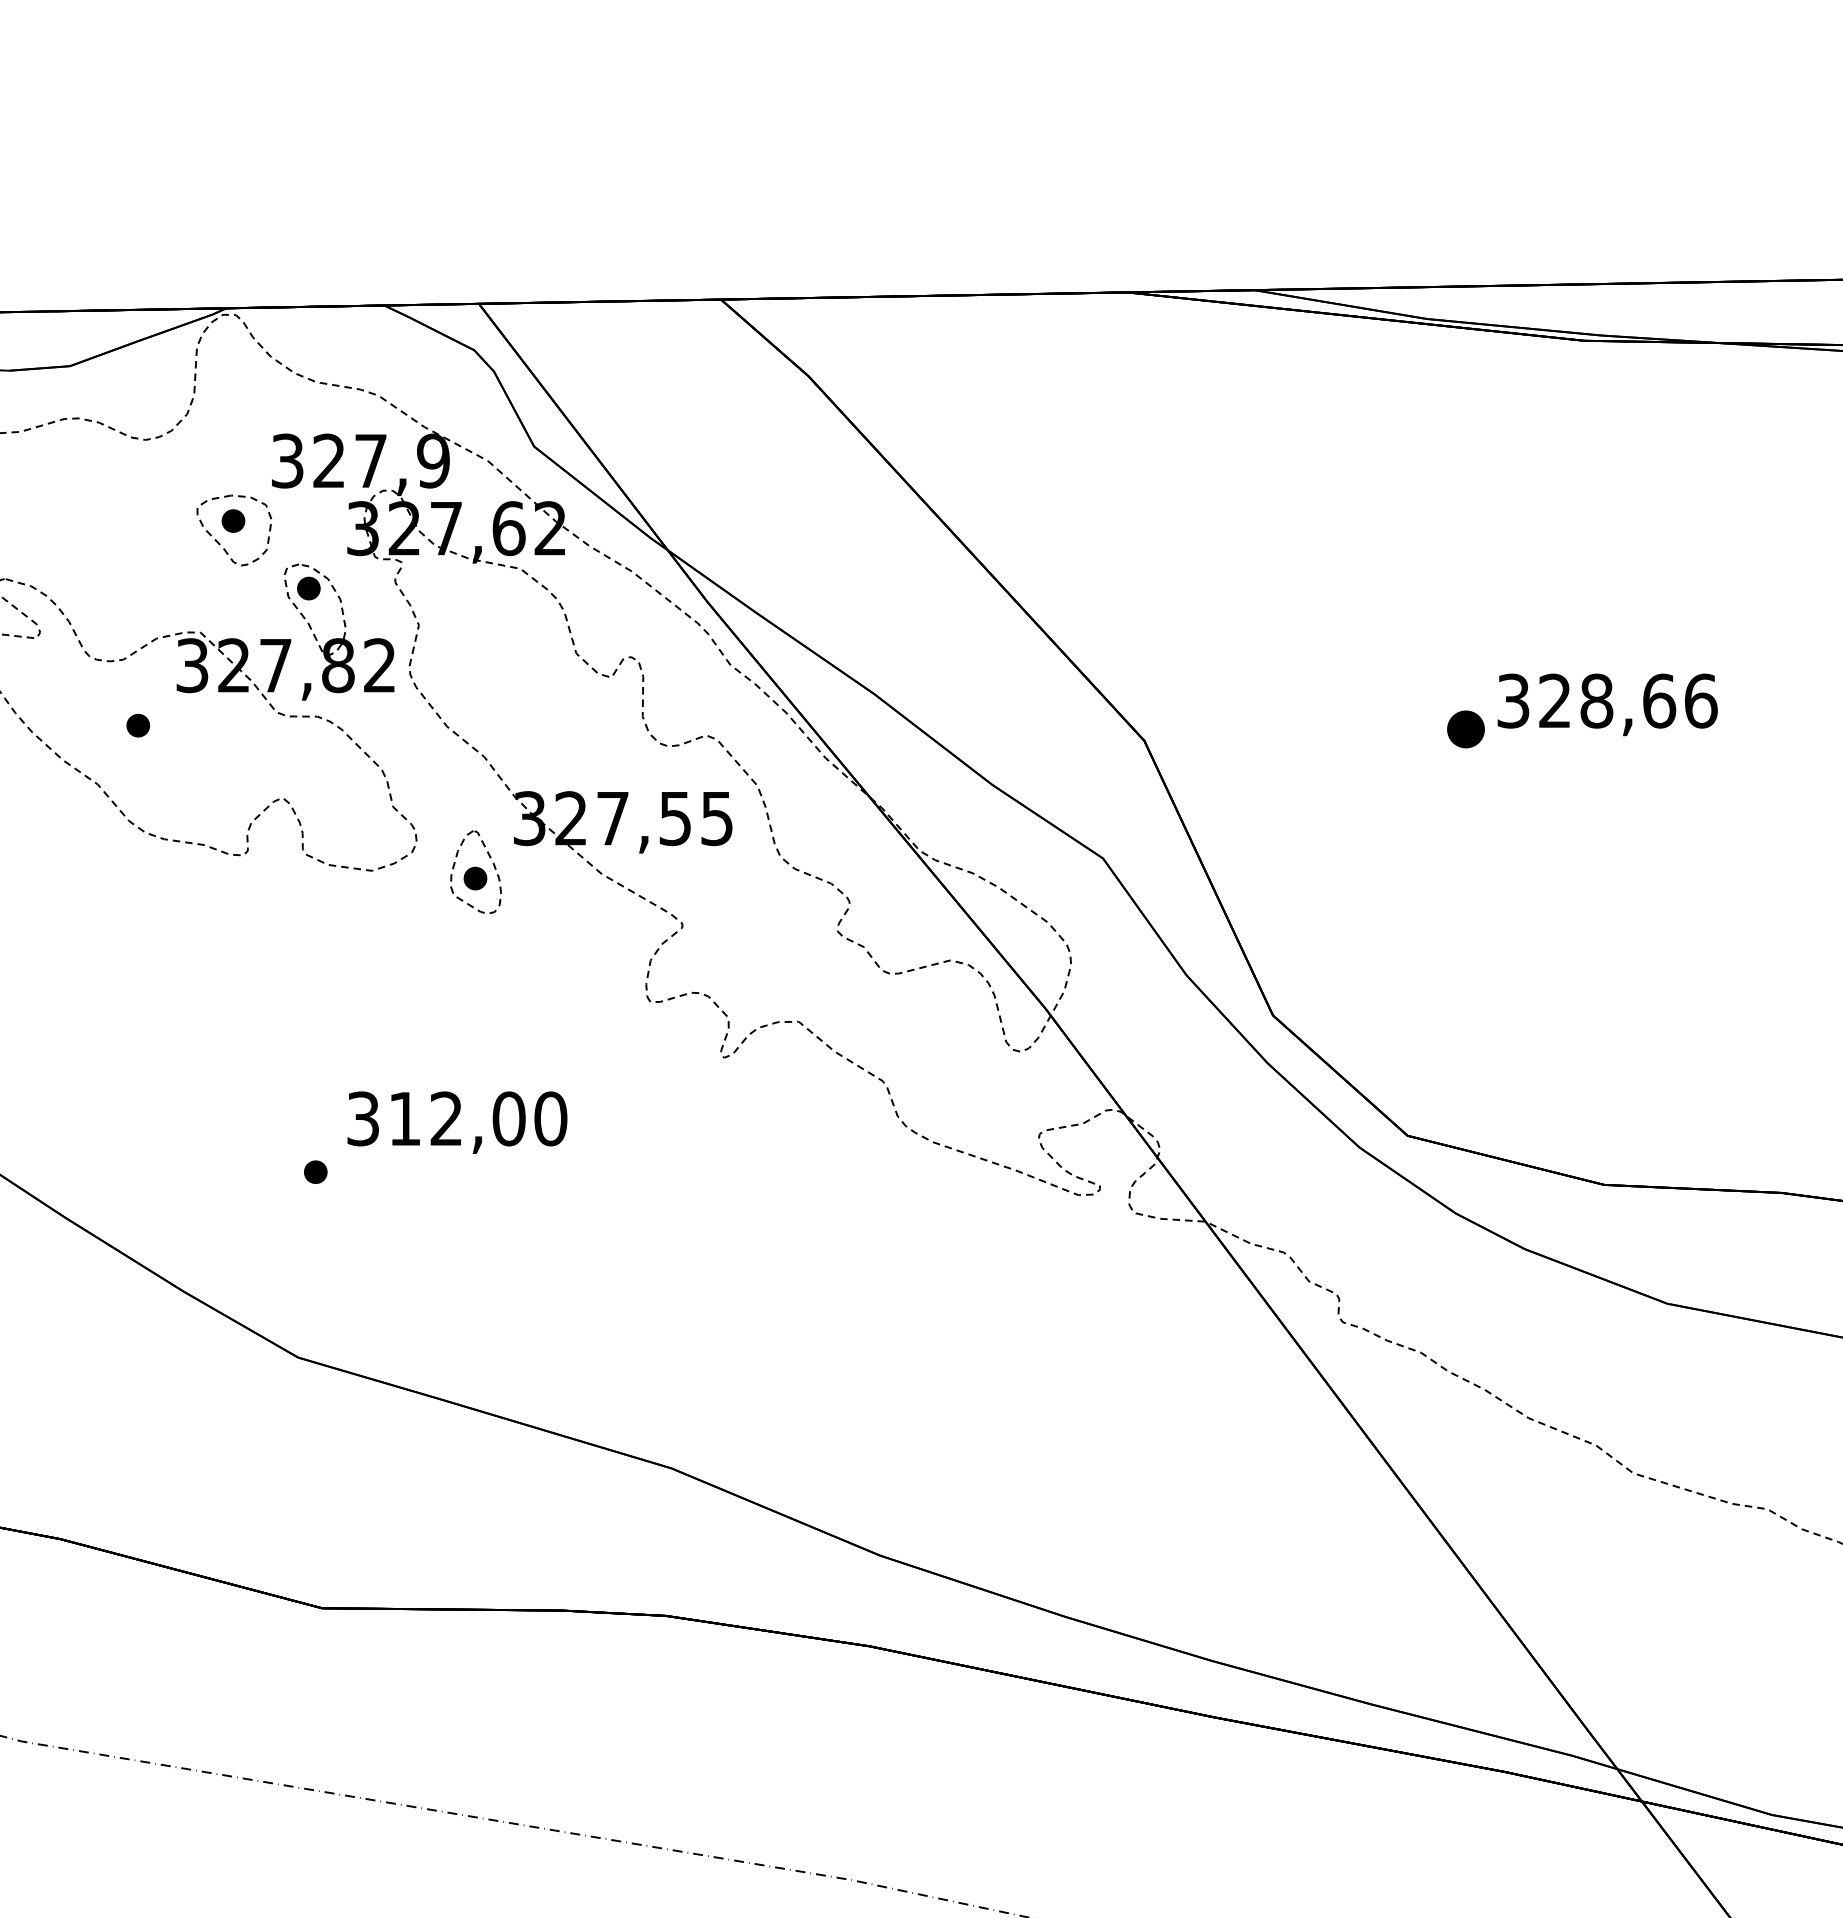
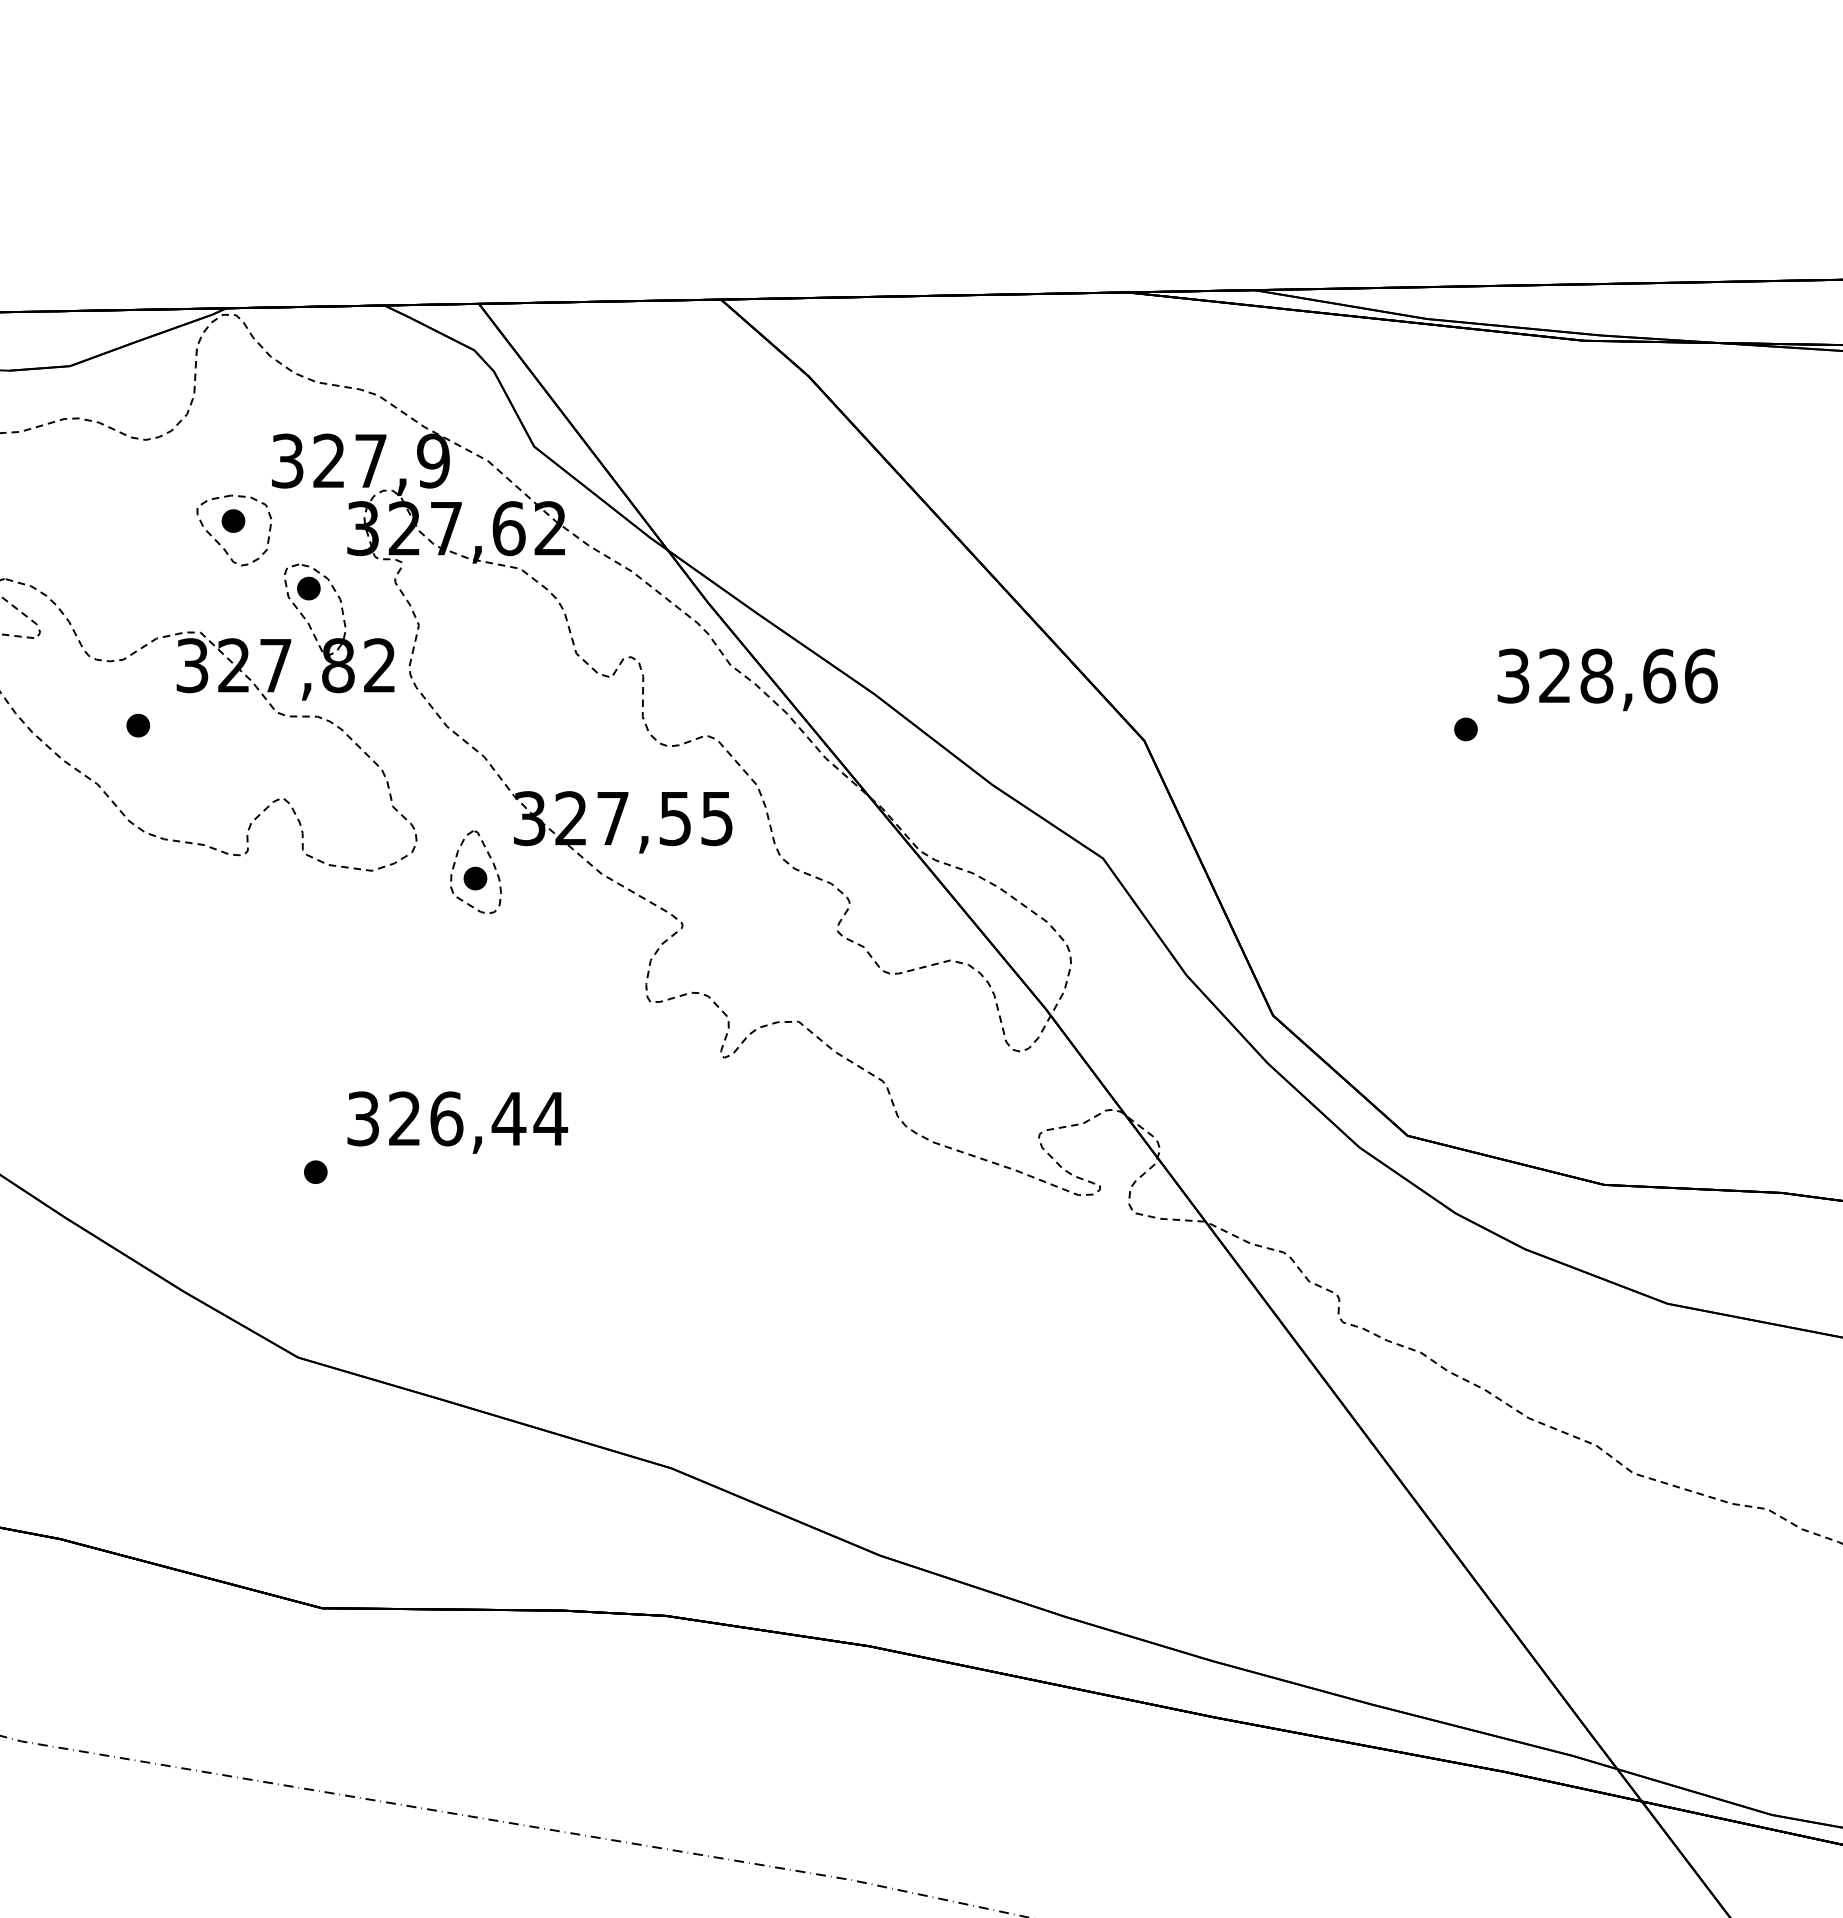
text position: (1607, 704) -> (1607, 679) (1607, 679)
part size: 38x39 px -> 24x25 px (1465, 729)
text: 312,00 -> 326,44 (478, 1118)
